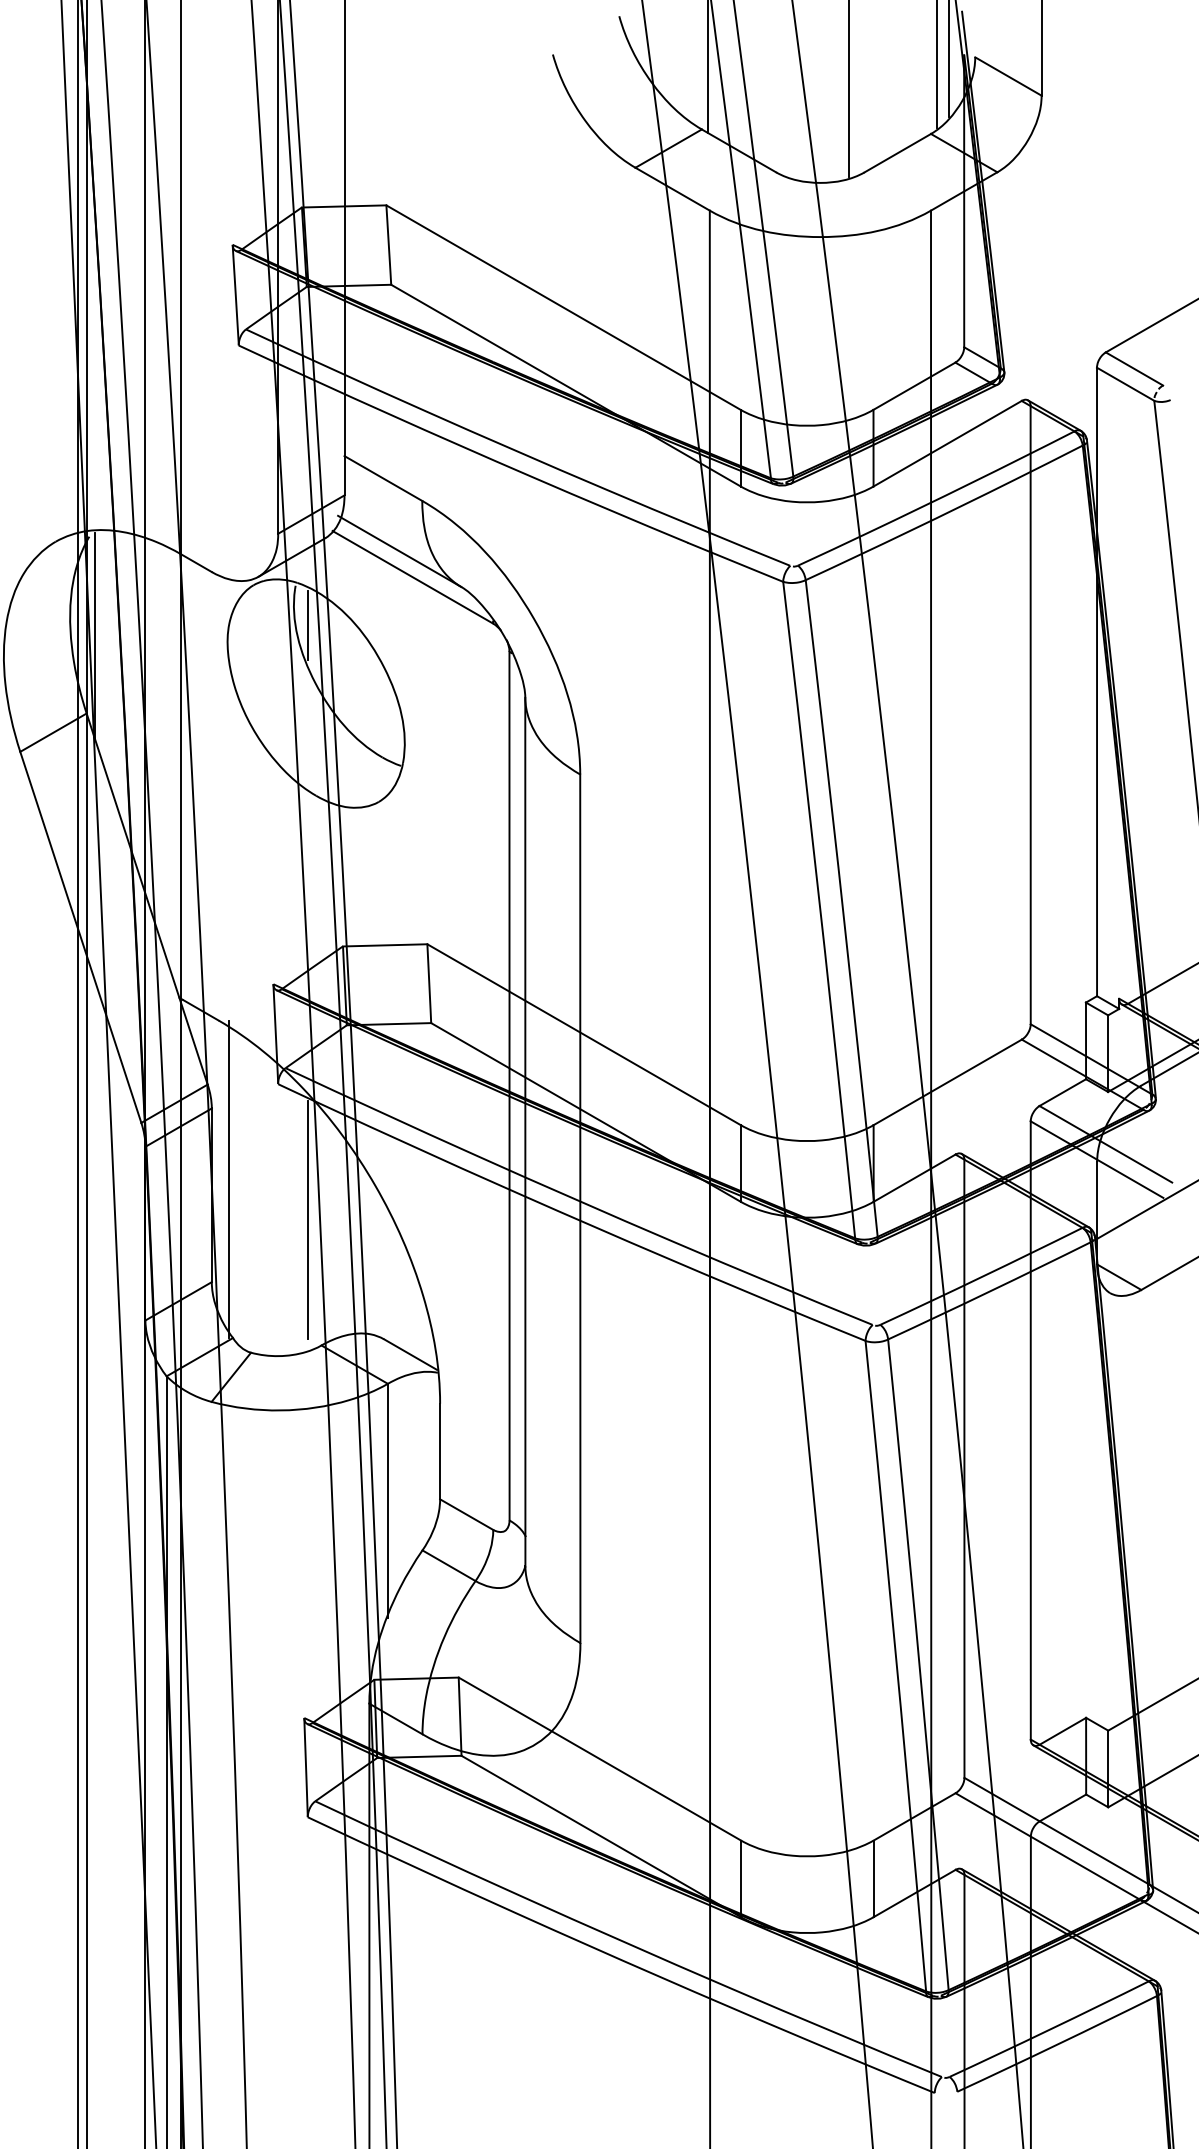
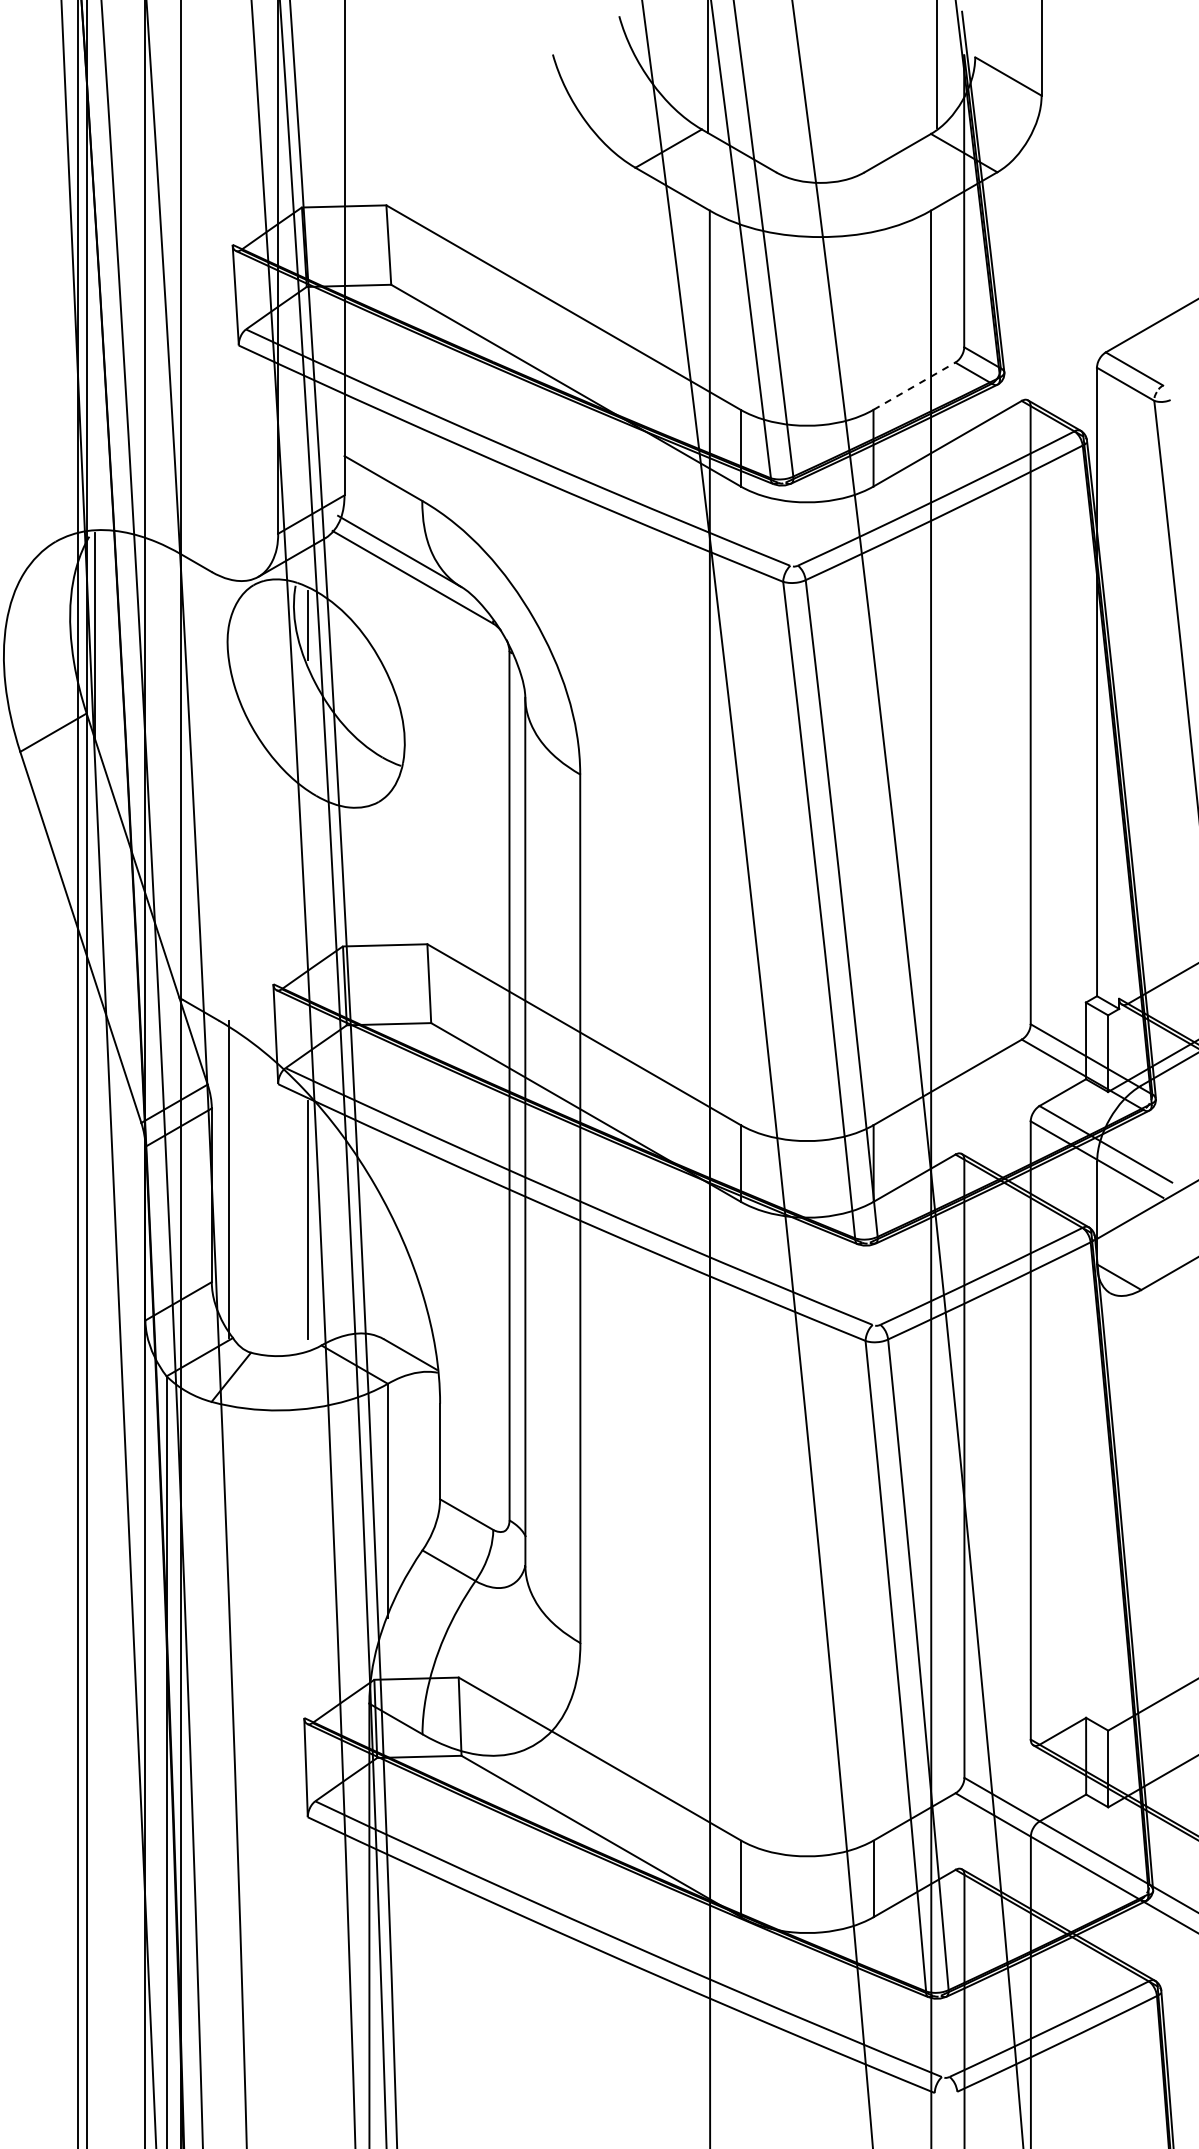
line: present -> none (948, 59)
line: present -> none (848, 89)
line: solid -> dashed (914, 385)
